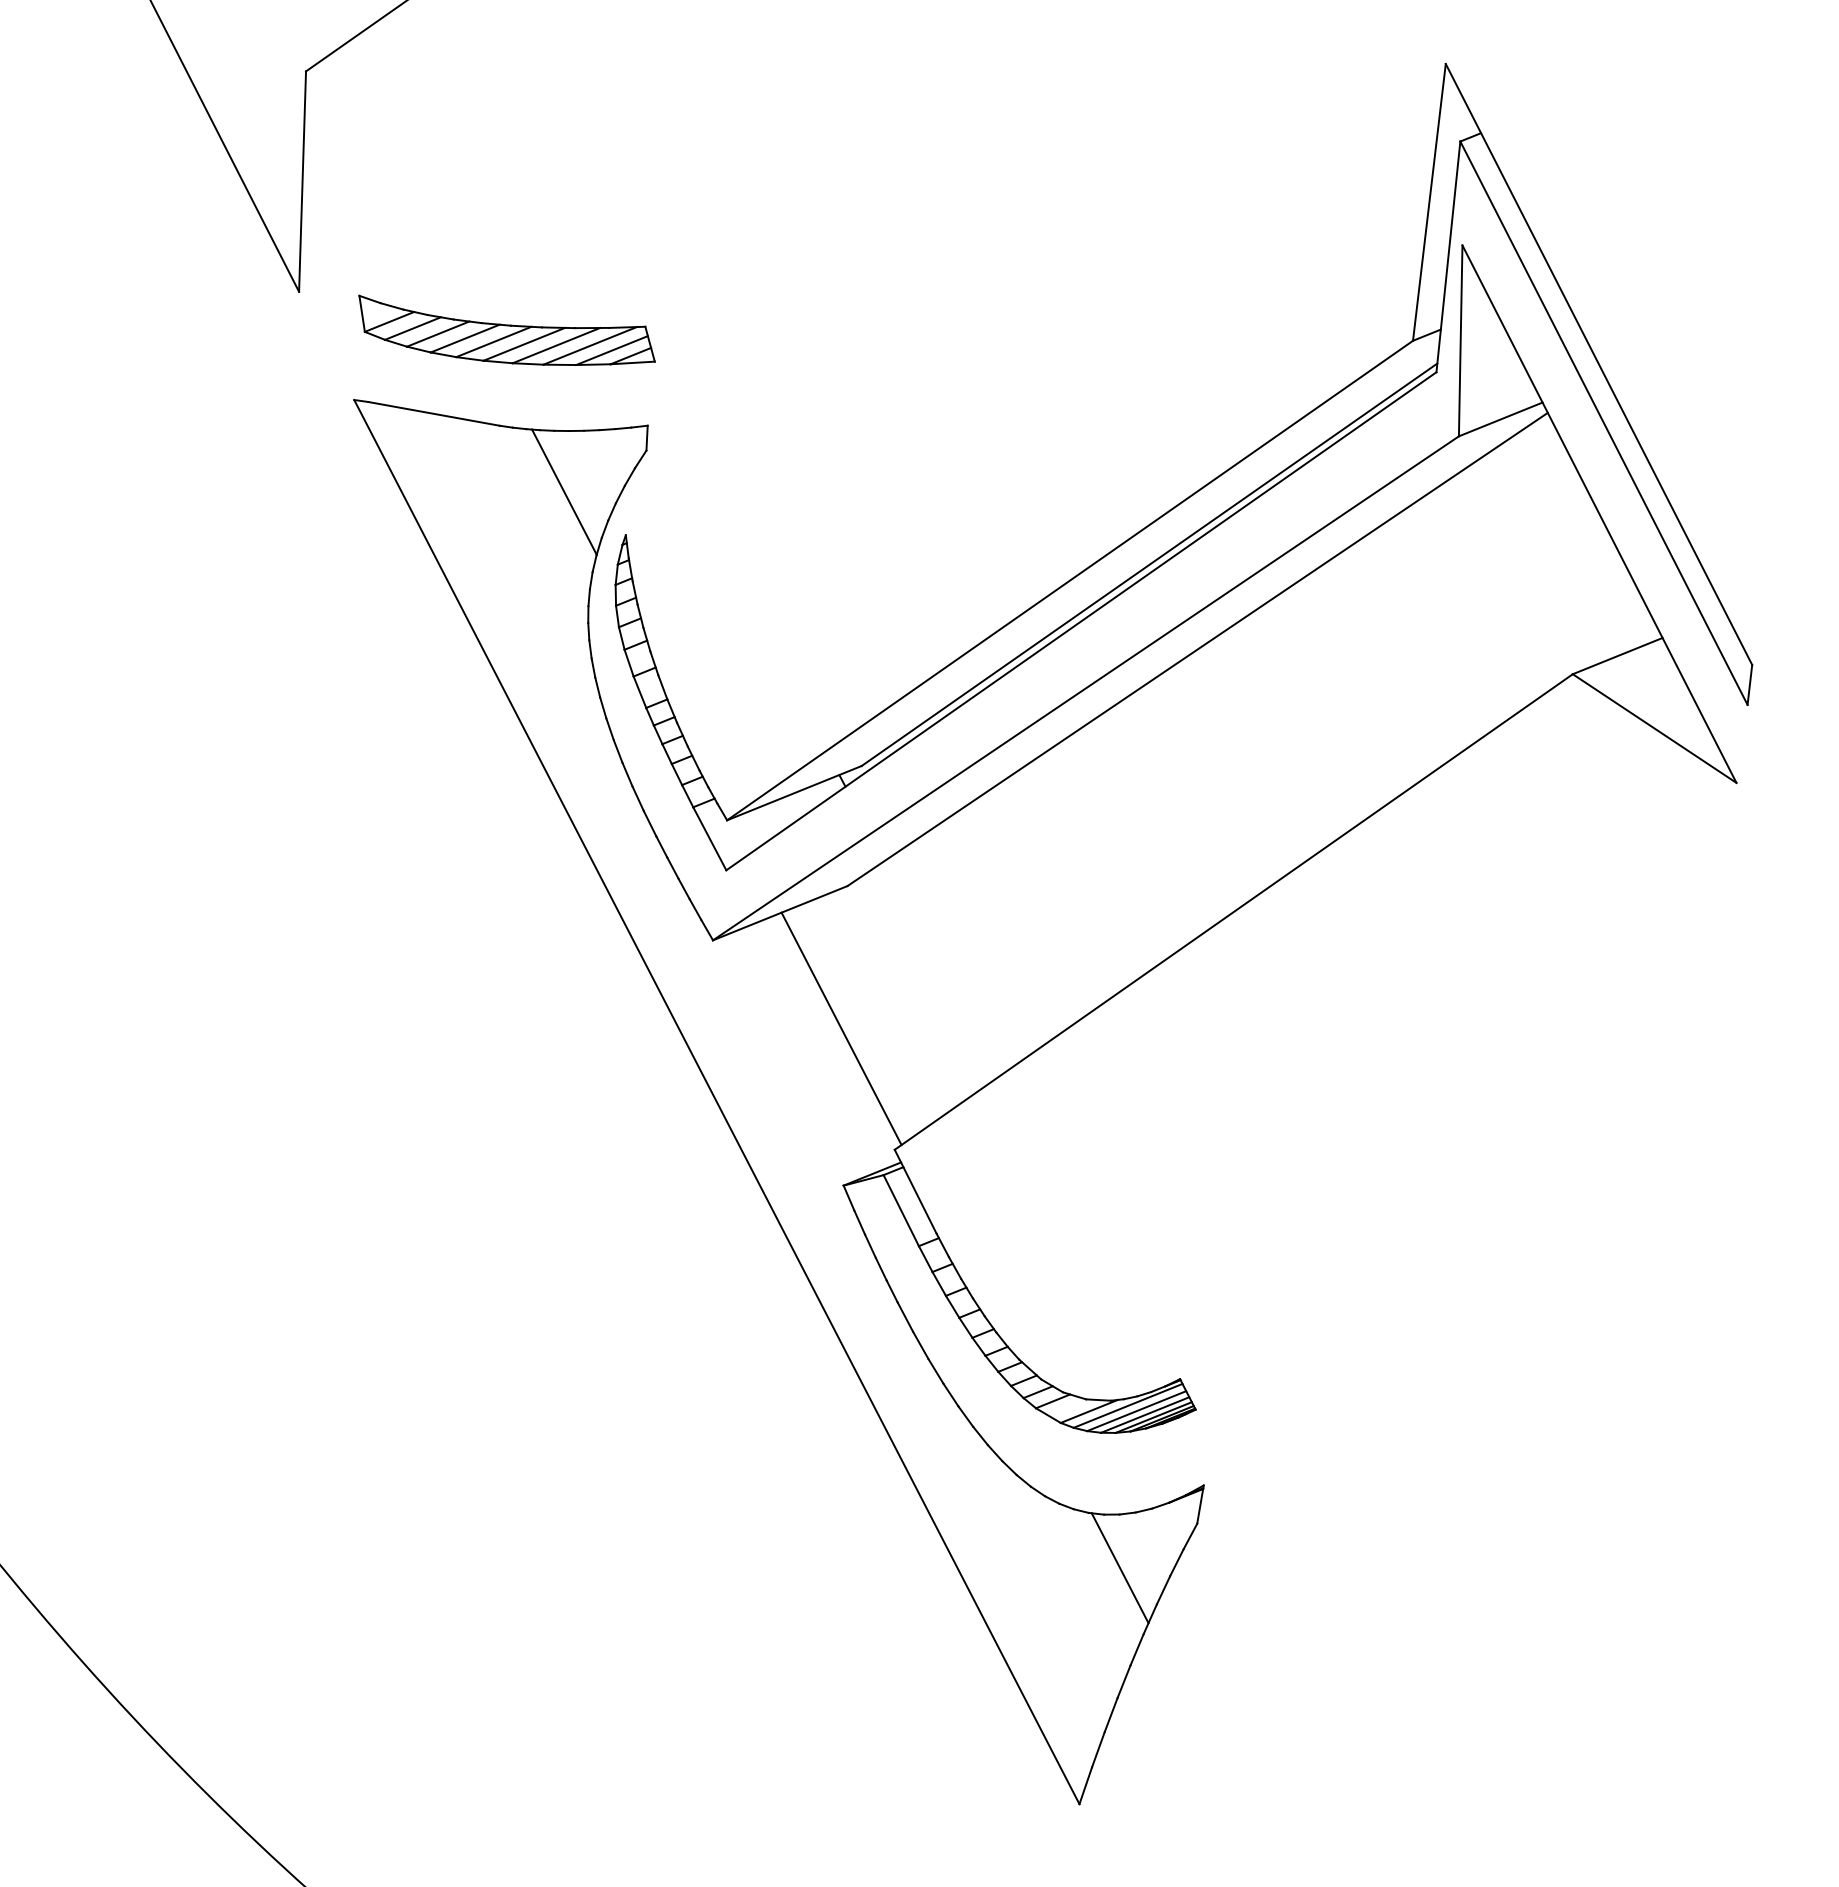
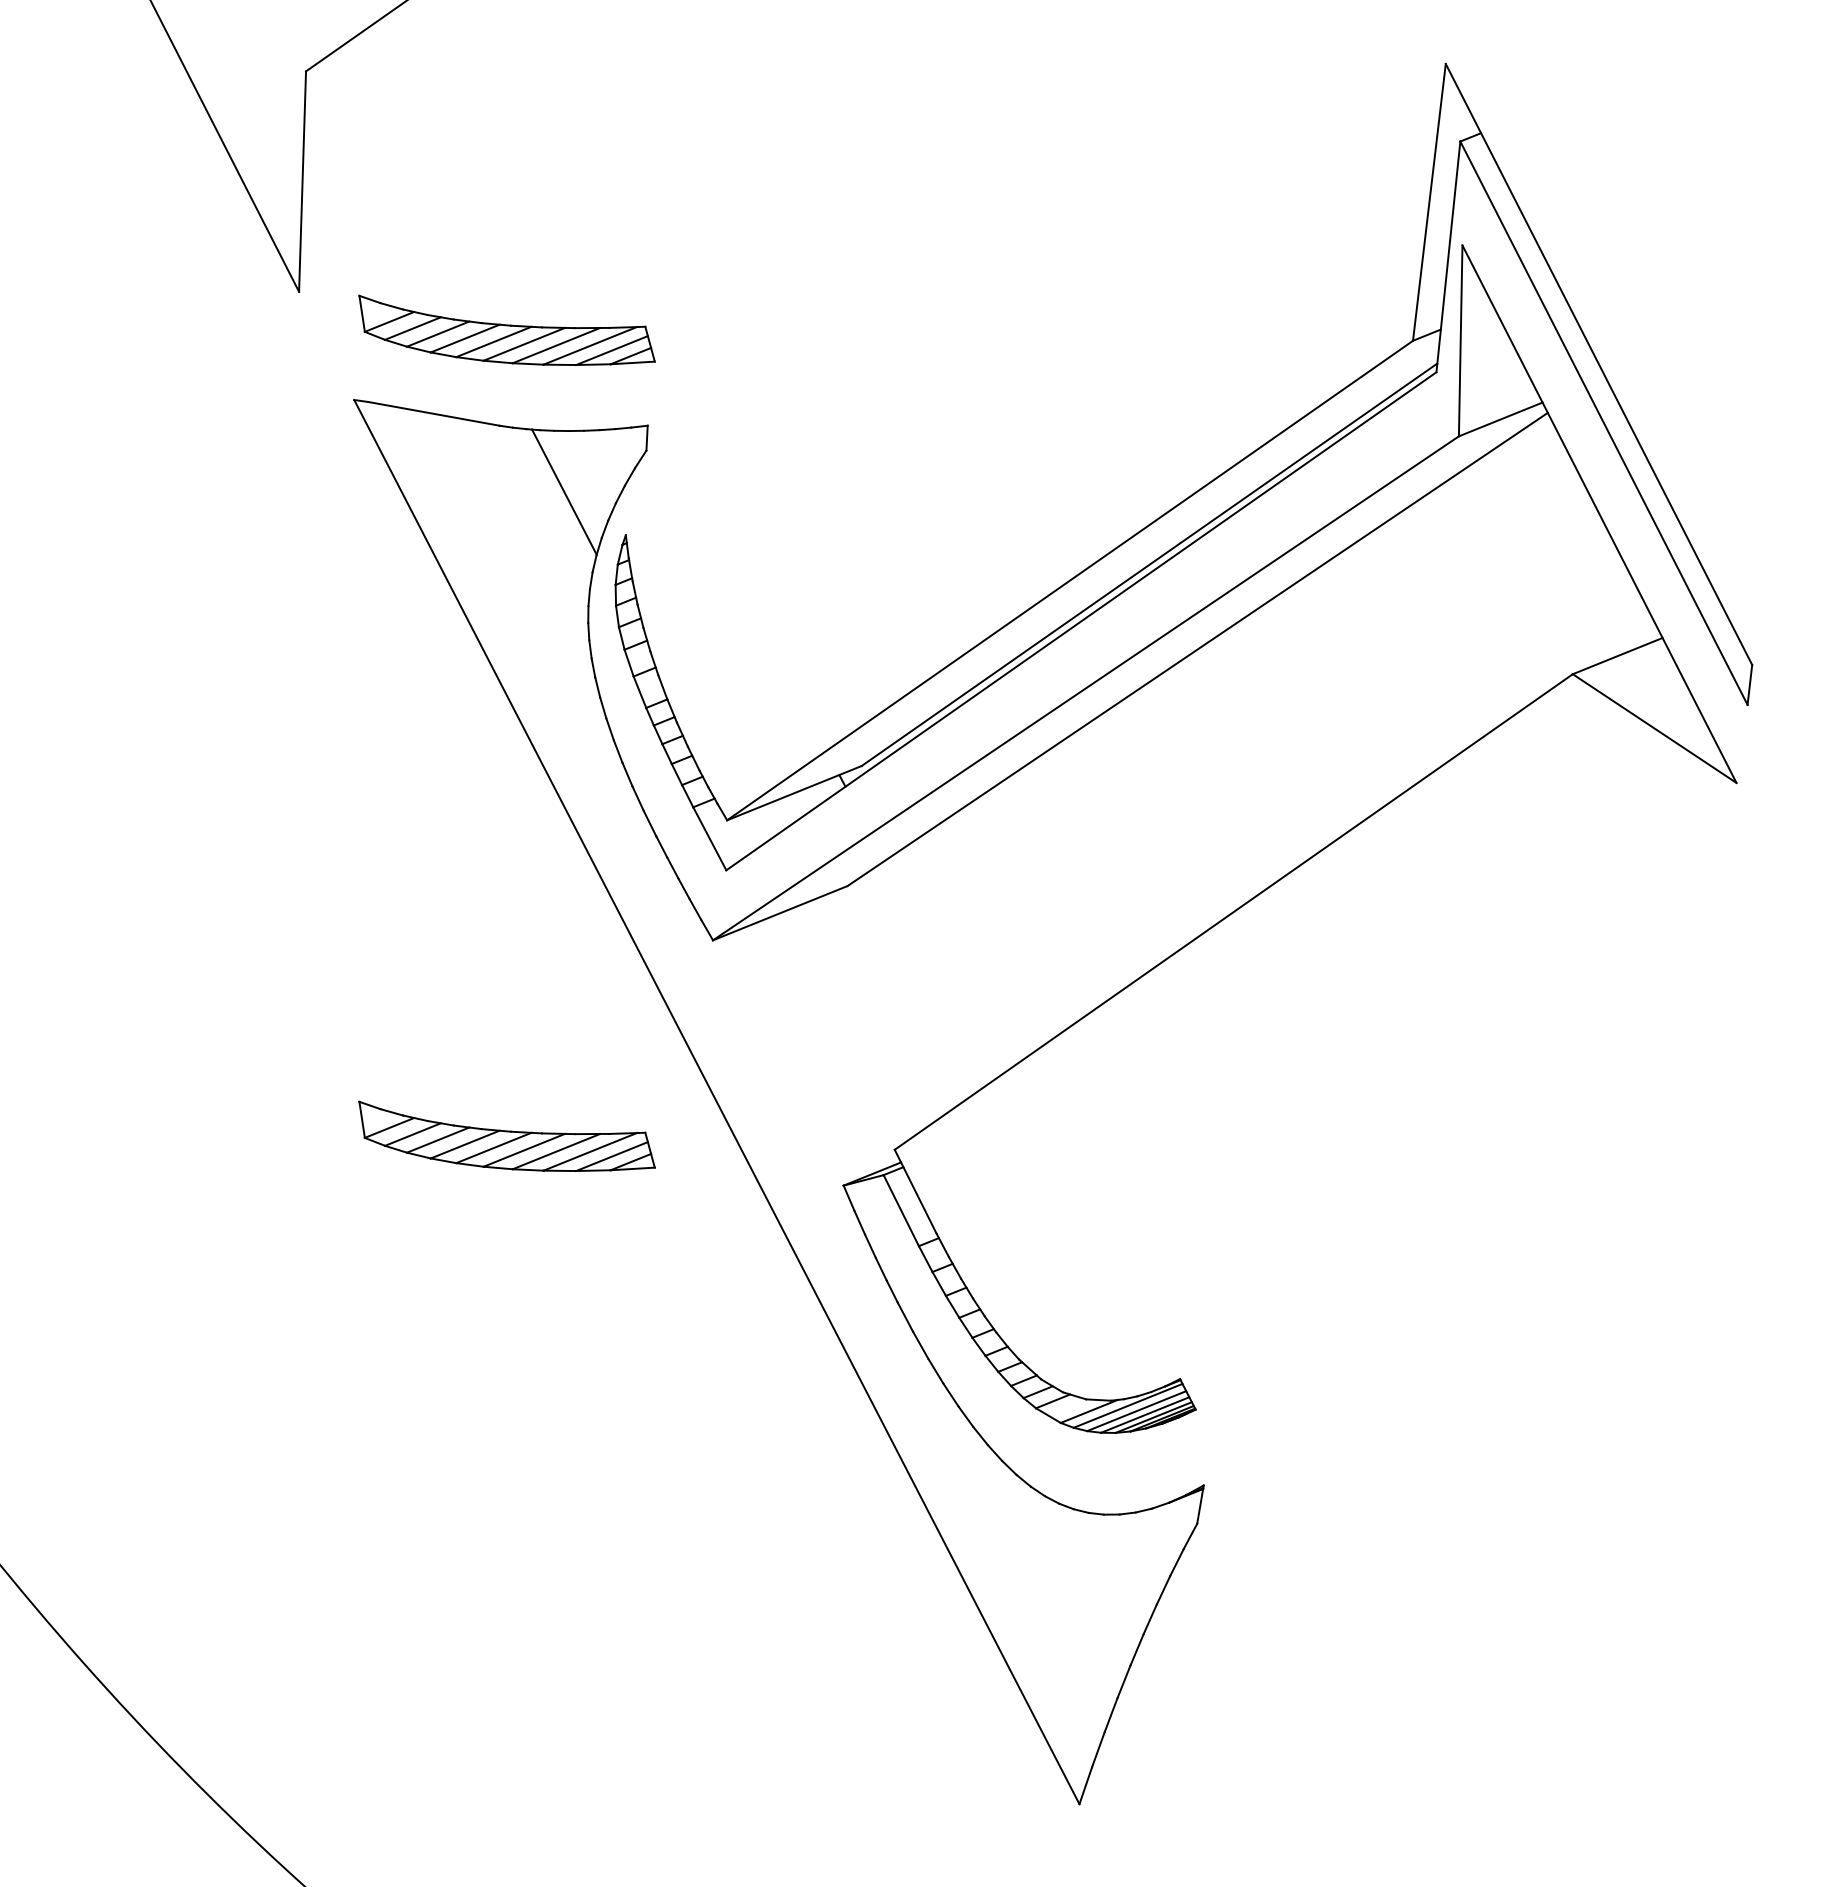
line: present -> none (841, 1028)
part: none -> present (506, 1135)
line: present -> none (1119, 1568)
